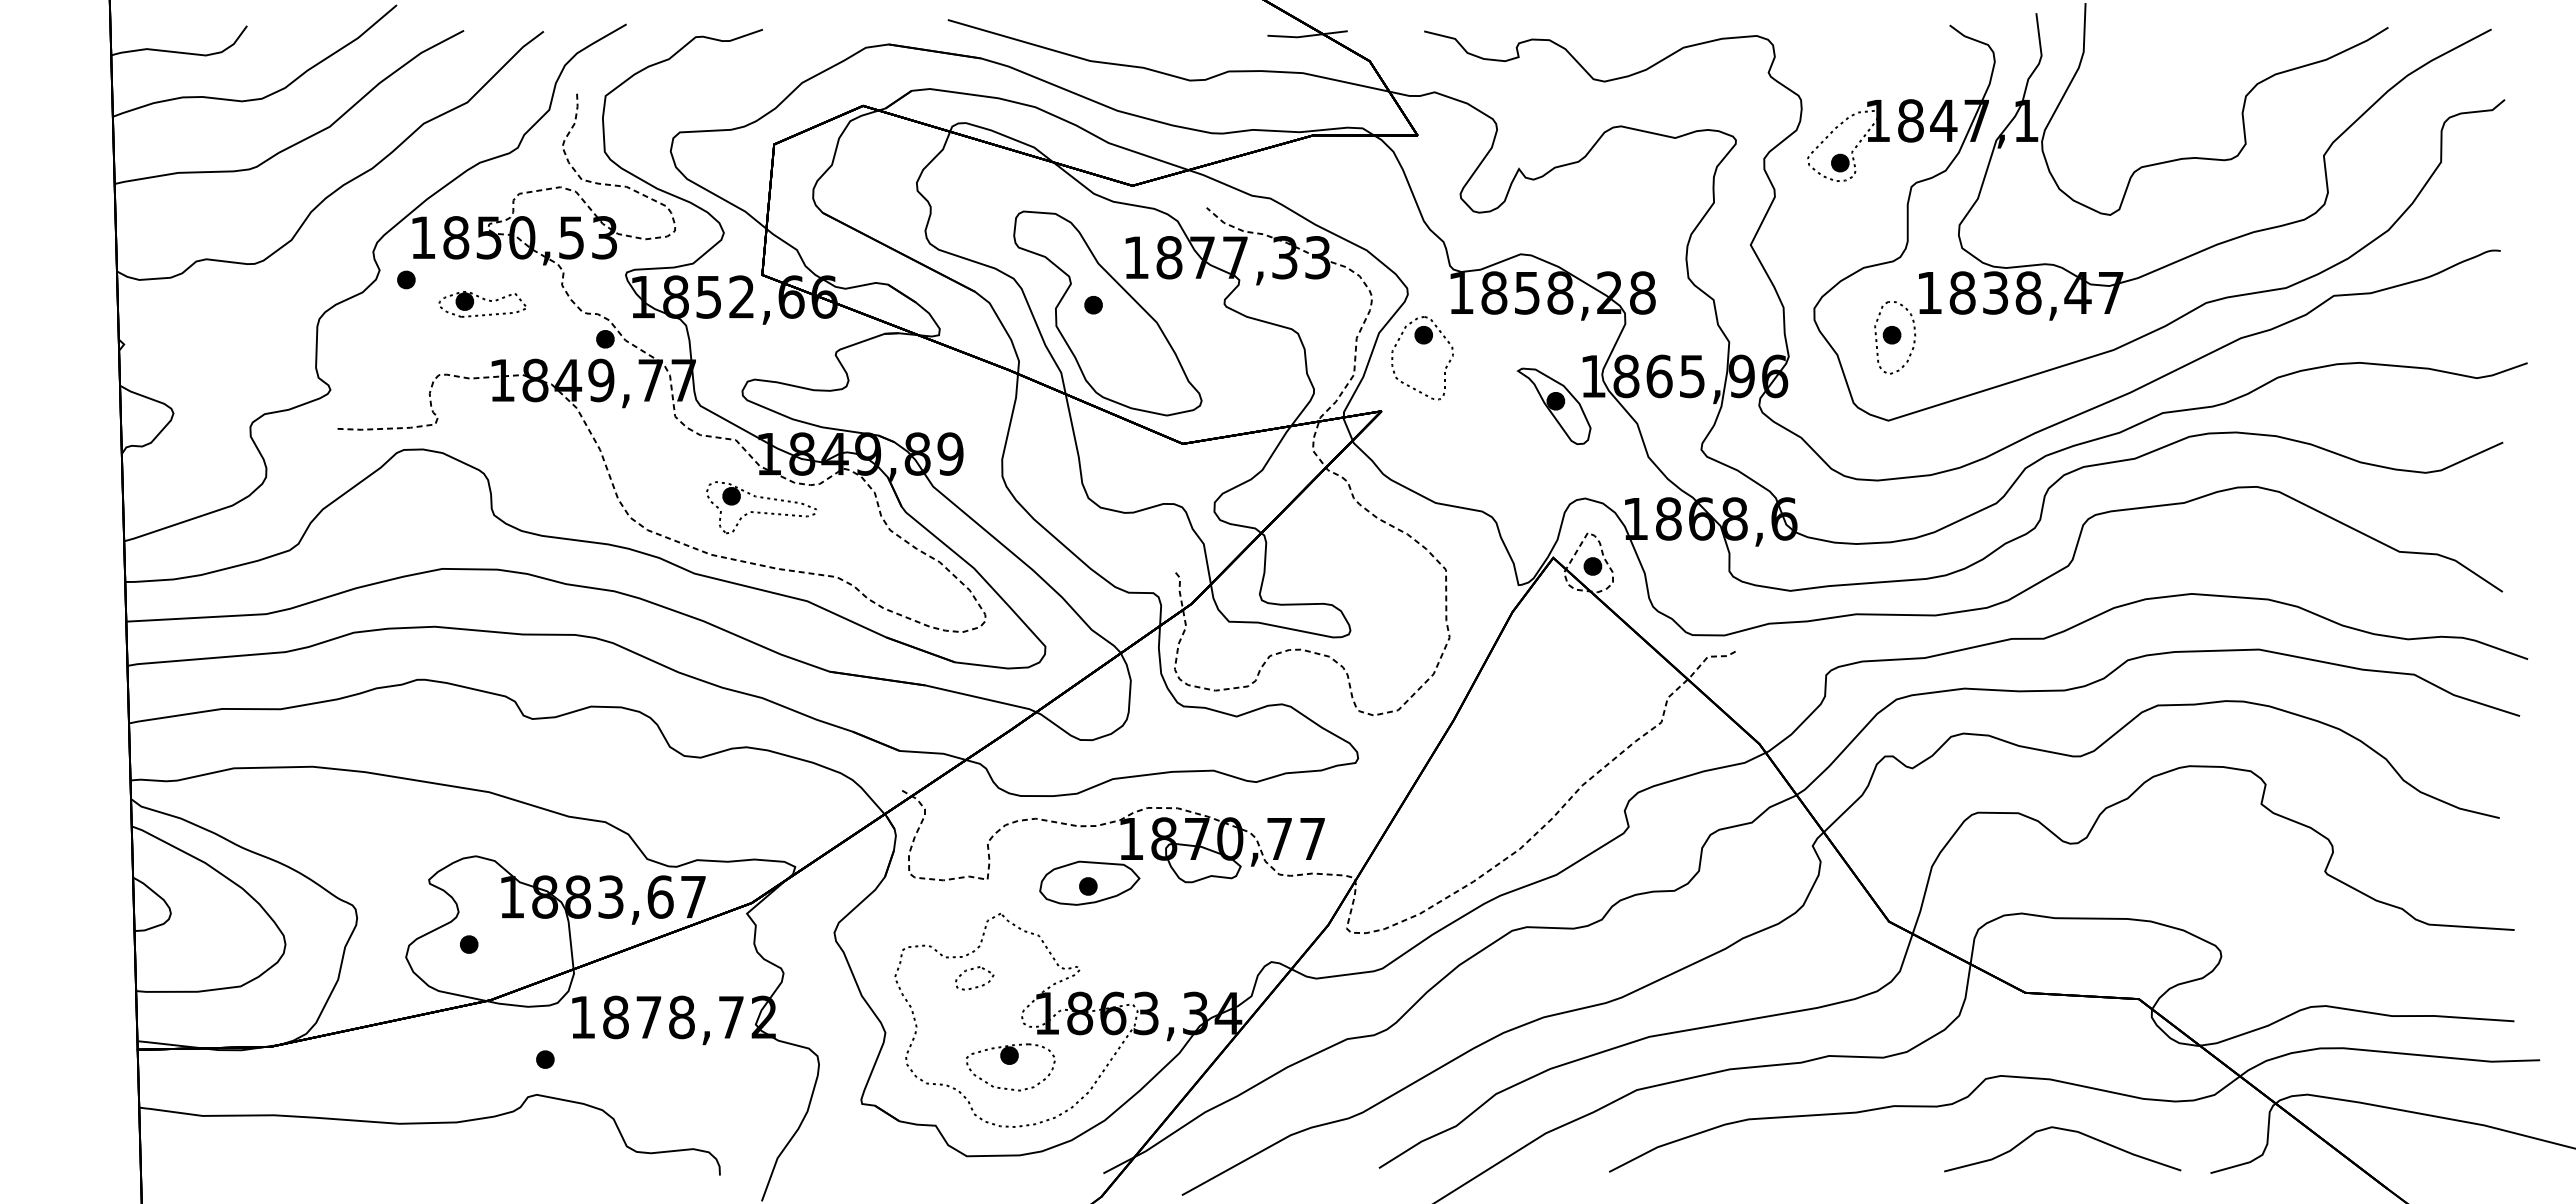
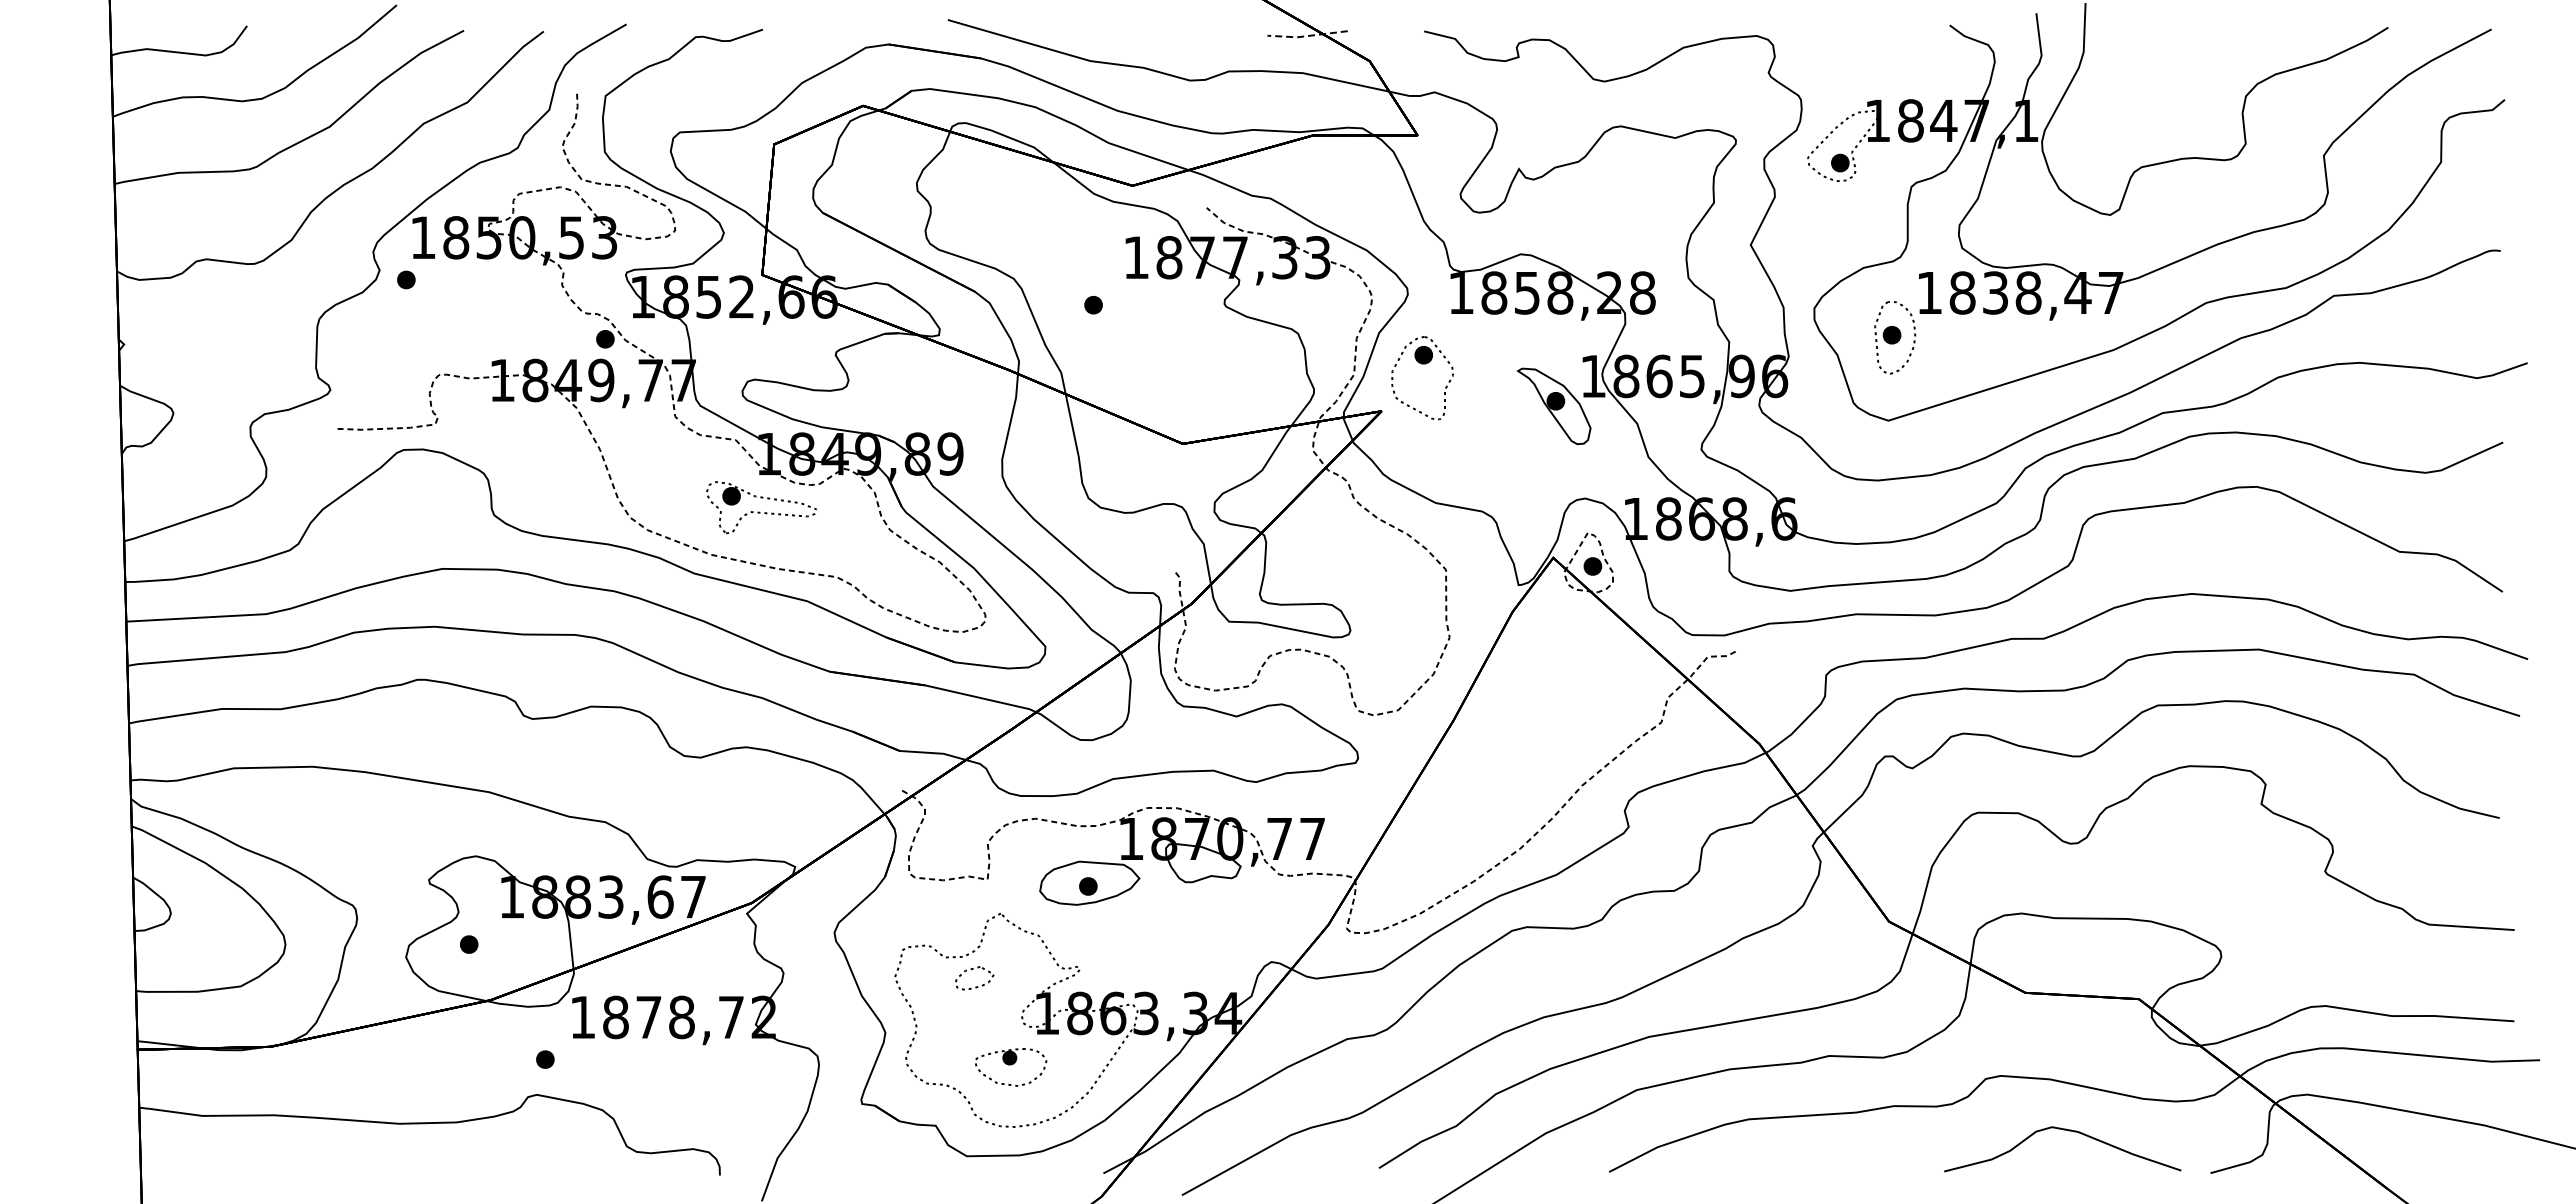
line: solid -> dashed (1307, 36)
part: present -> none (482, 304)
part: present -> none (1107, 313)
part position: (1422, 344) -> (1422, 364) (1422, 364)
part size: 90x49 px -> 73x39 px (1011, 1067)
